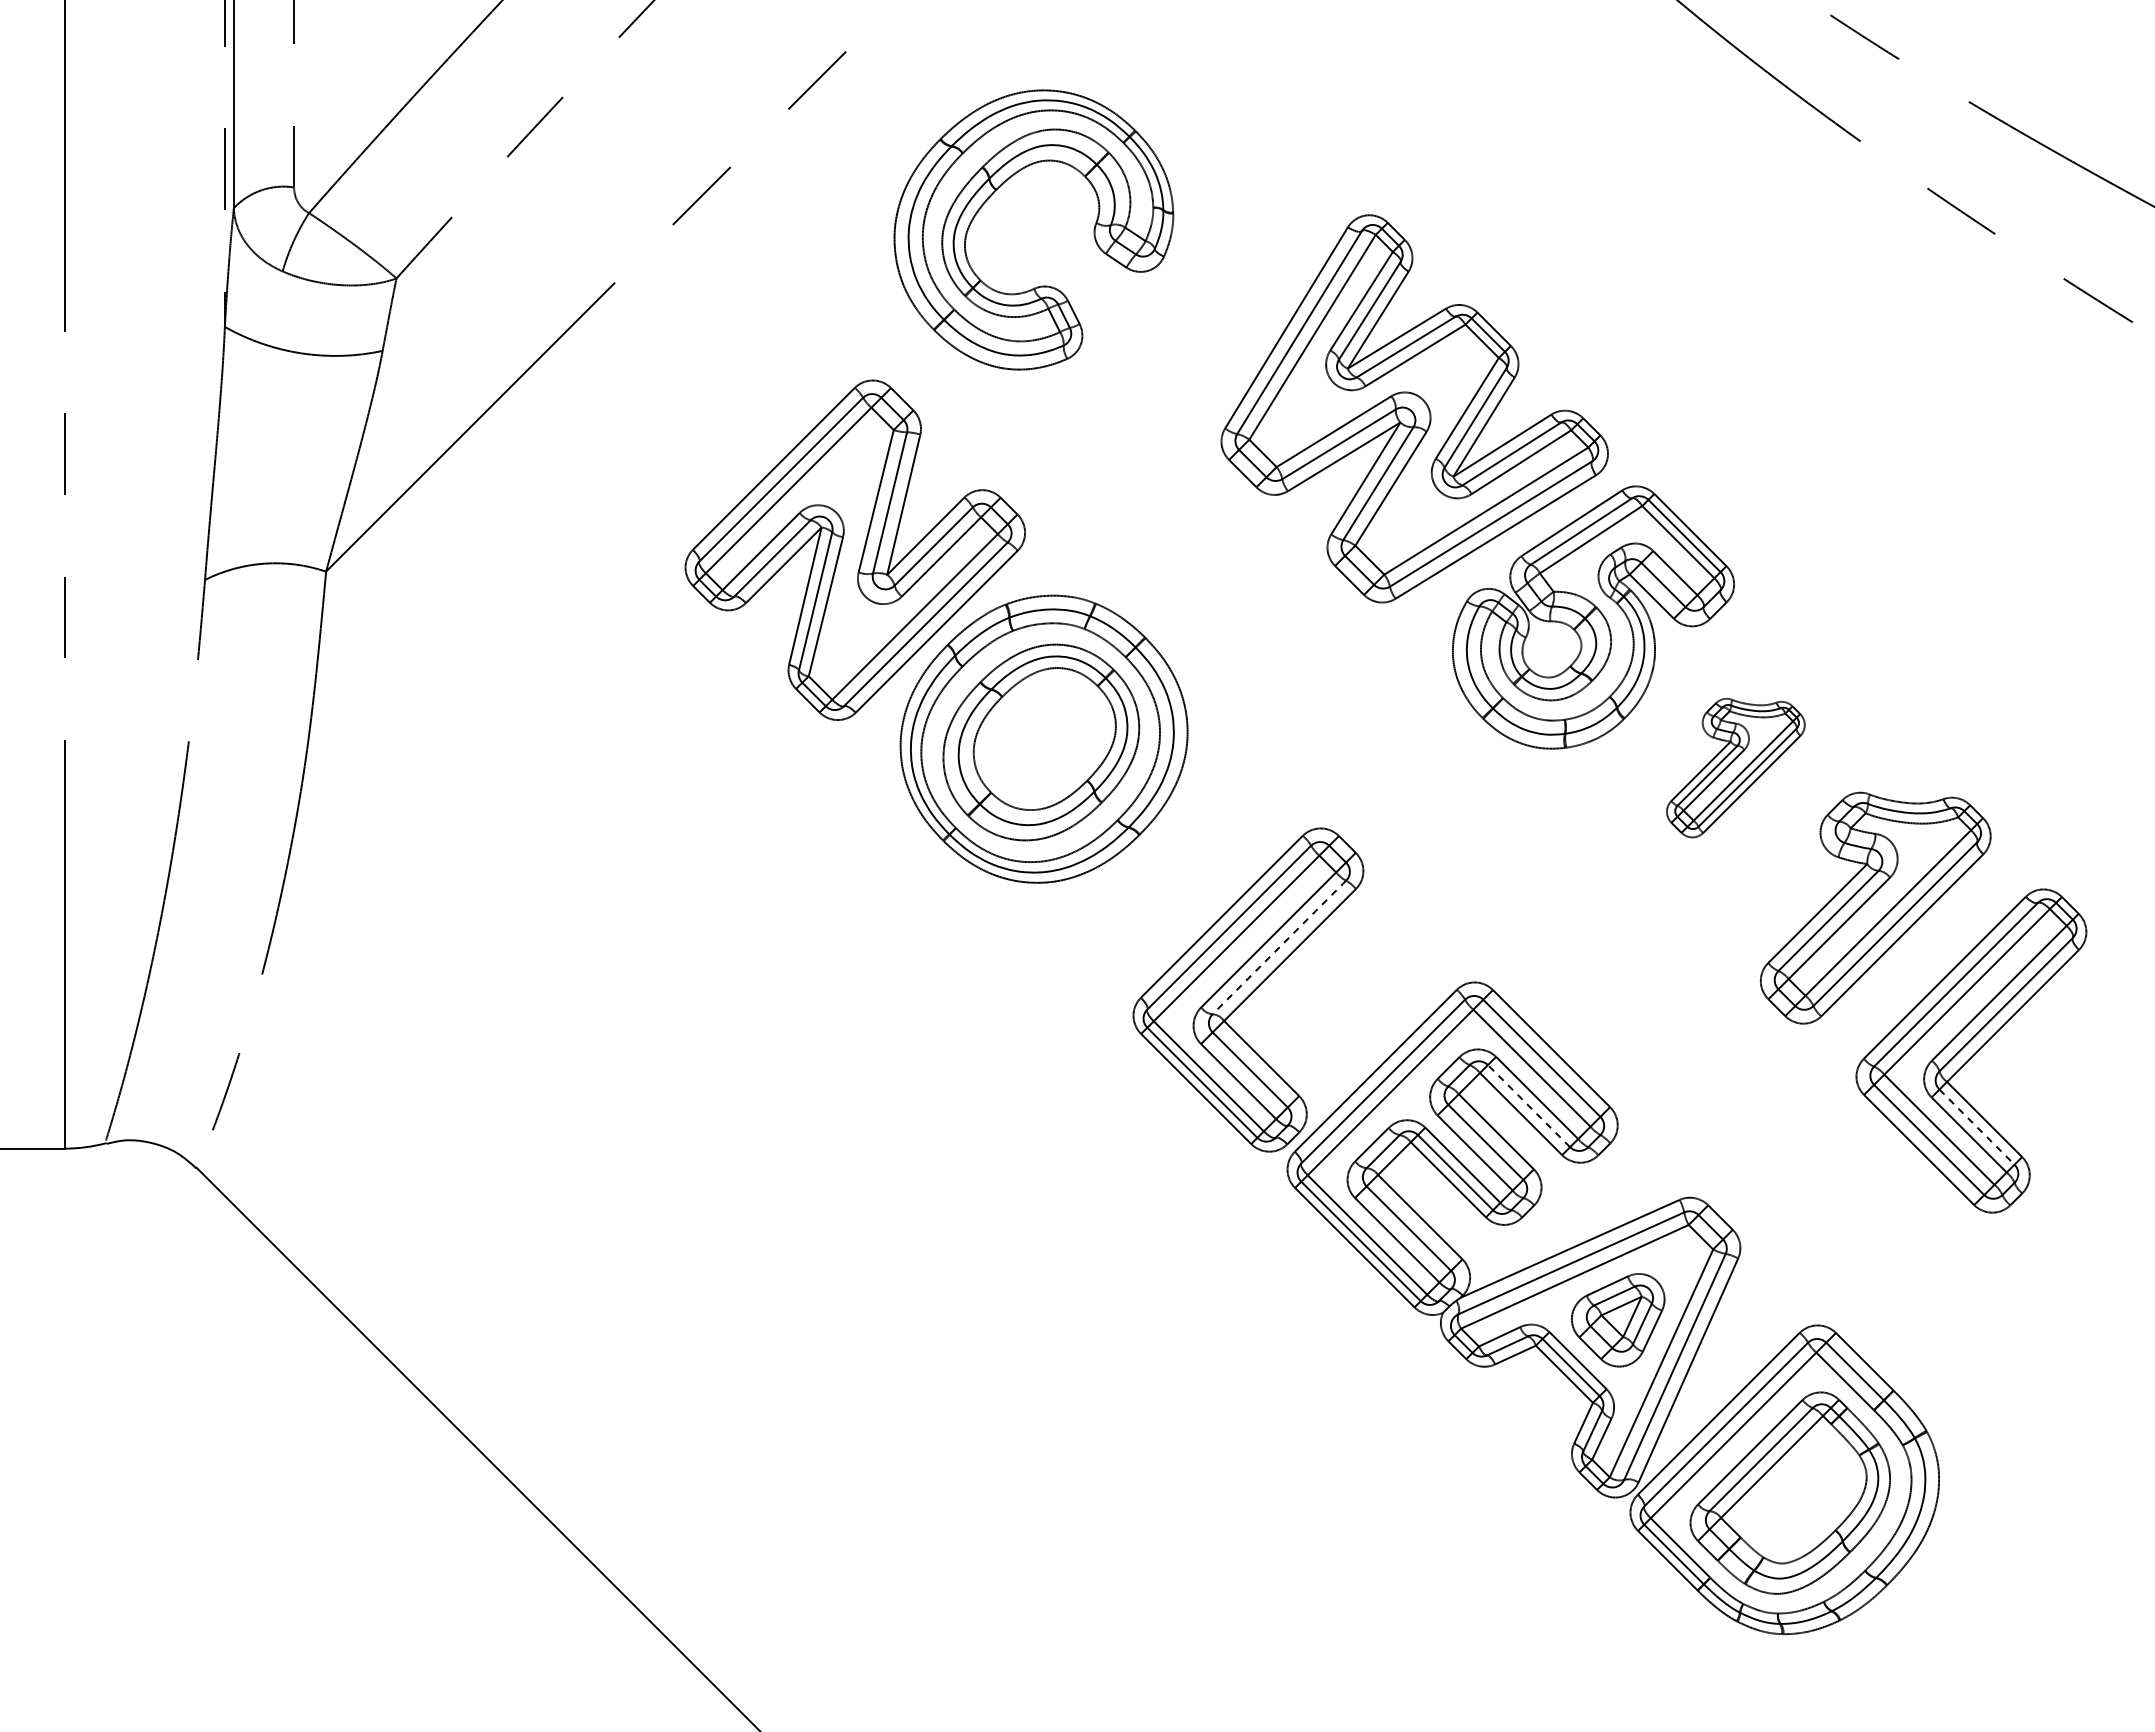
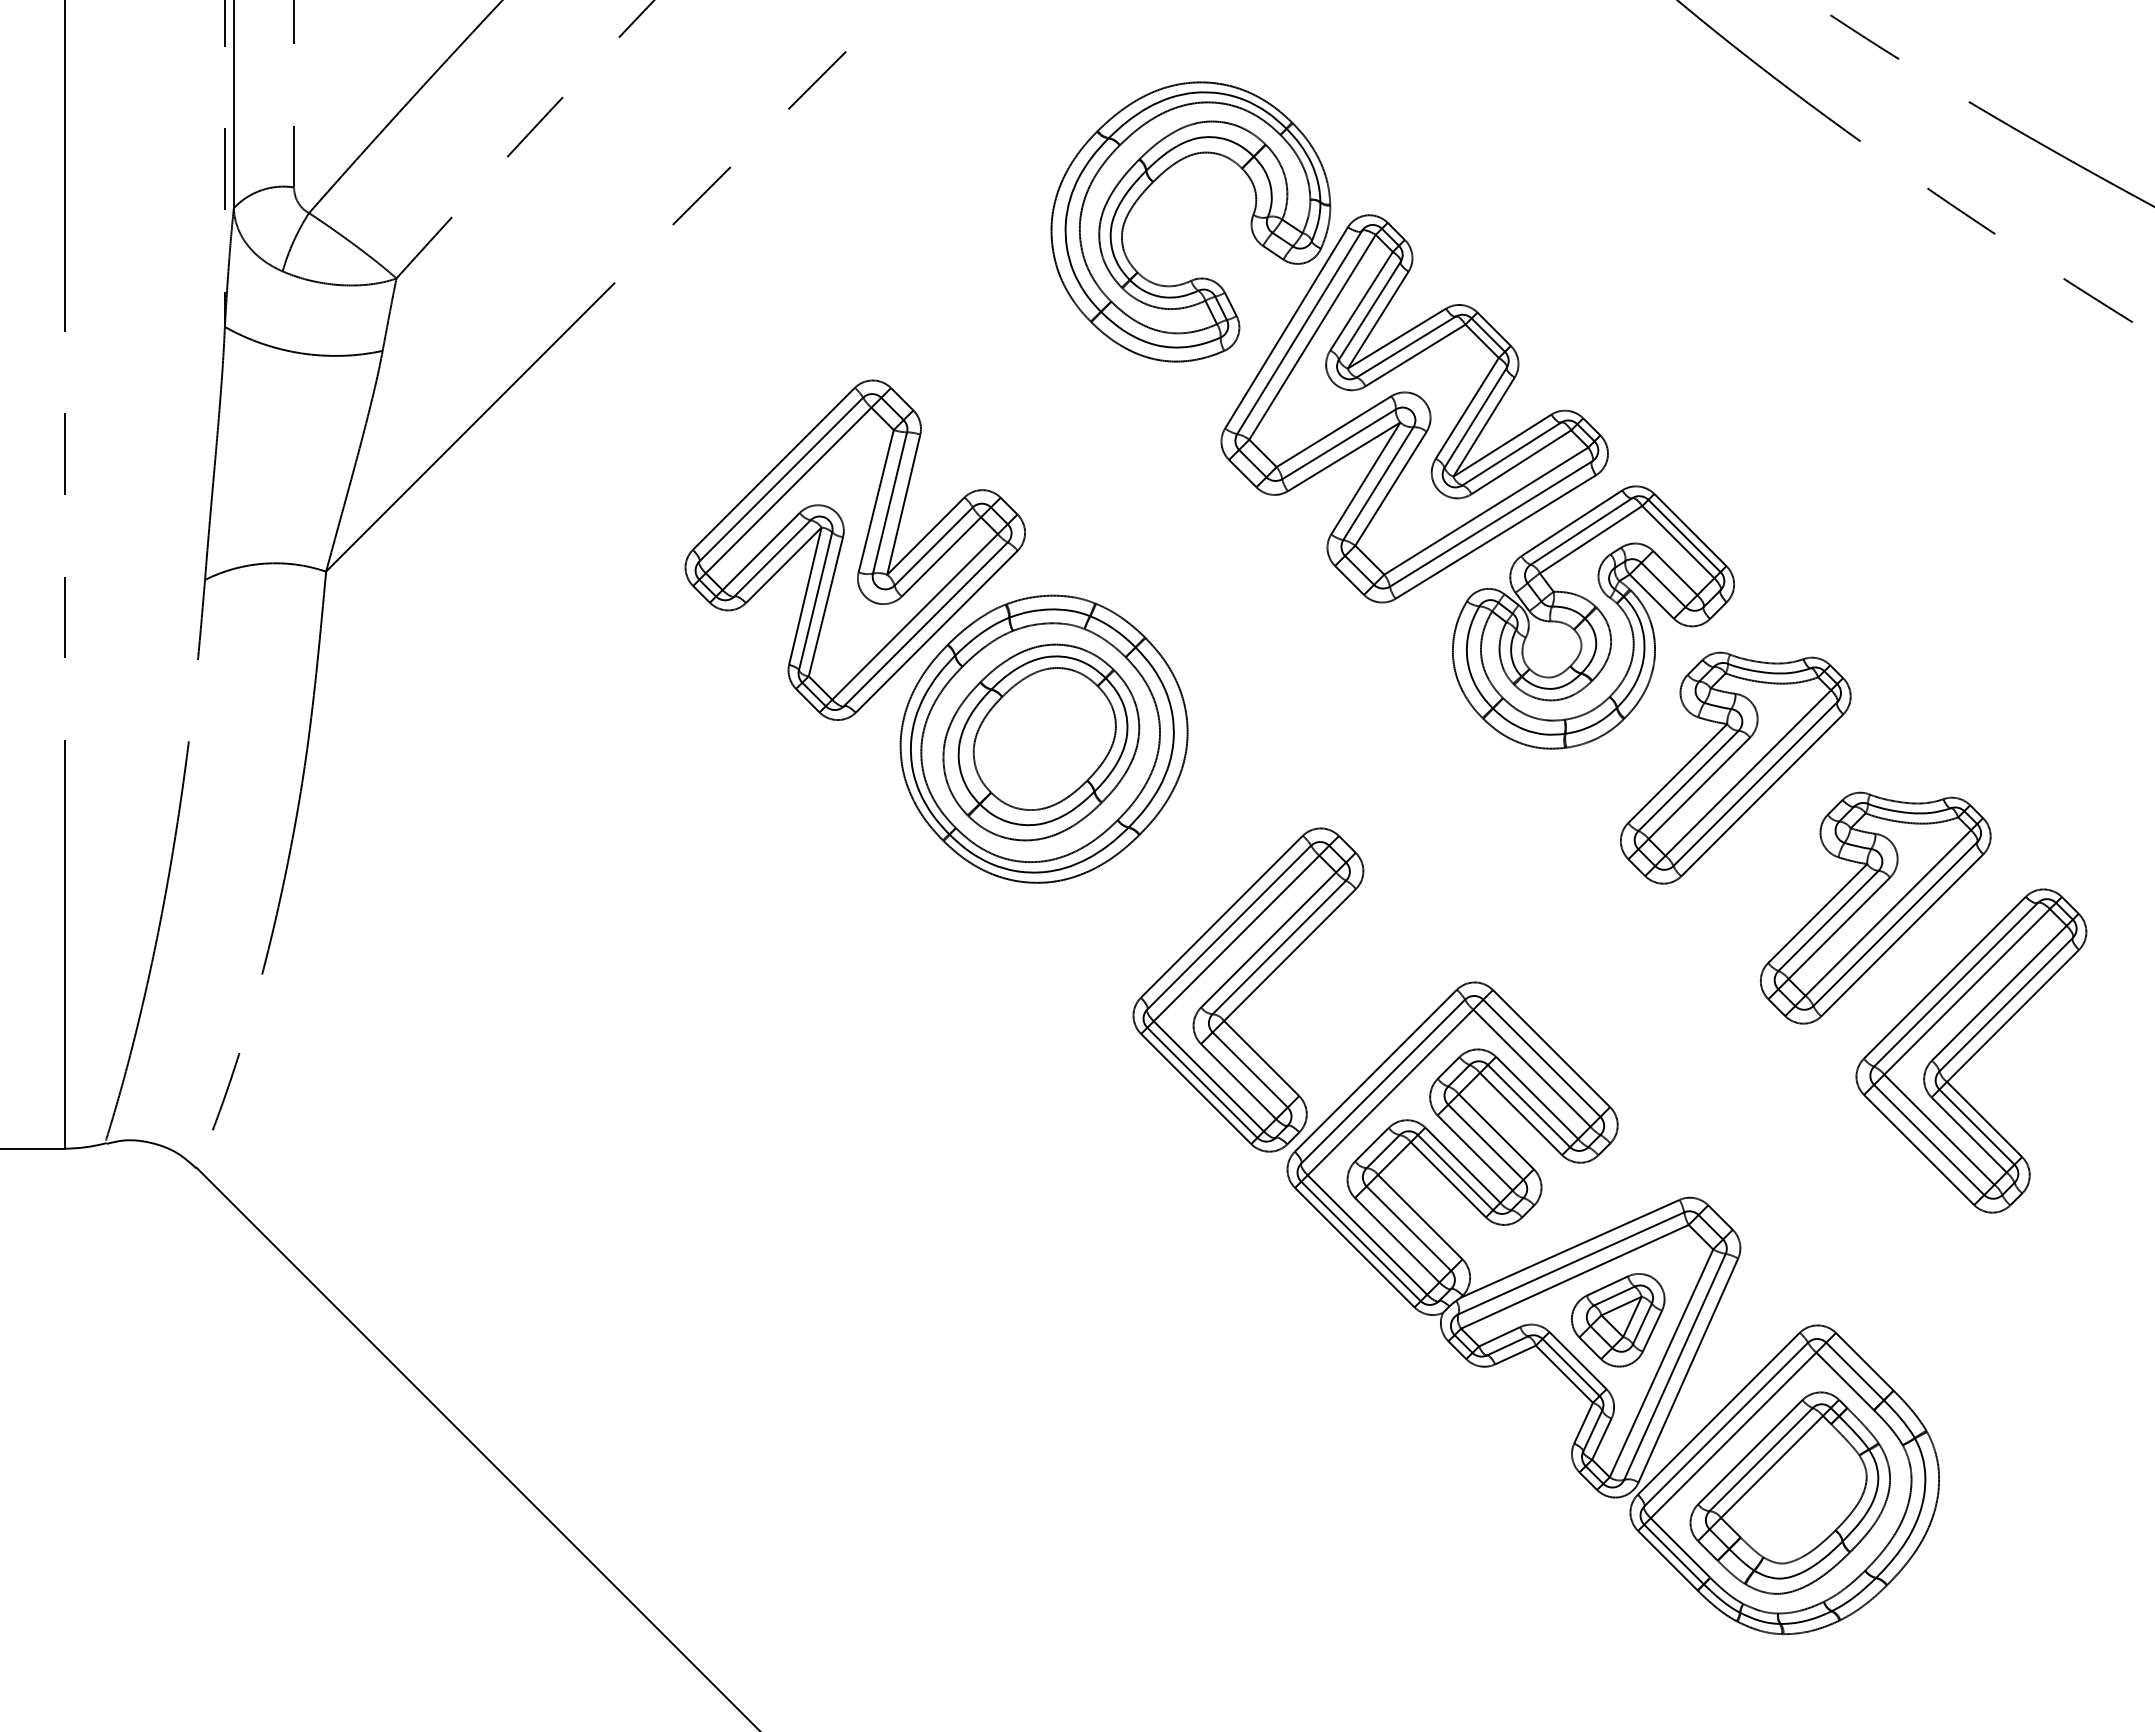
part position: (996, 191) -> (1153, 183) (1153, 183)
part size: 140x141 px -> 232x234 px (1735, 767)
line: dashed -> solid (1279, 947)
line: dashed -> solid (1528, 1105)
line: dashed -> solid (1977, 1127)
